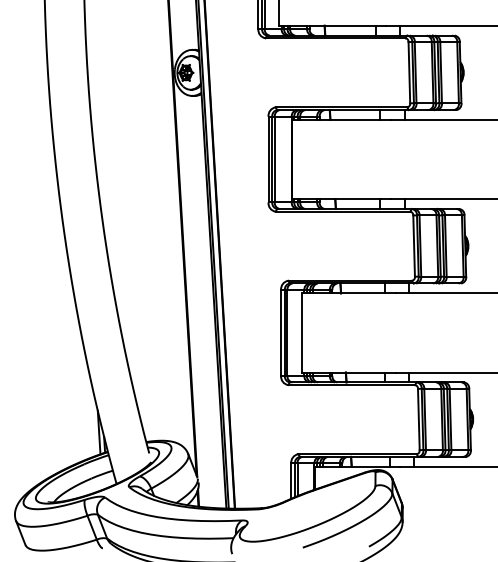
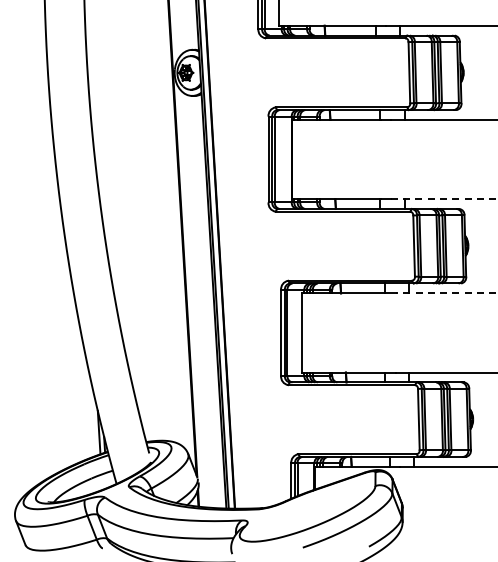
line: solid -> dashed (444, 199)
line: solid -> dashed (446, 293)
